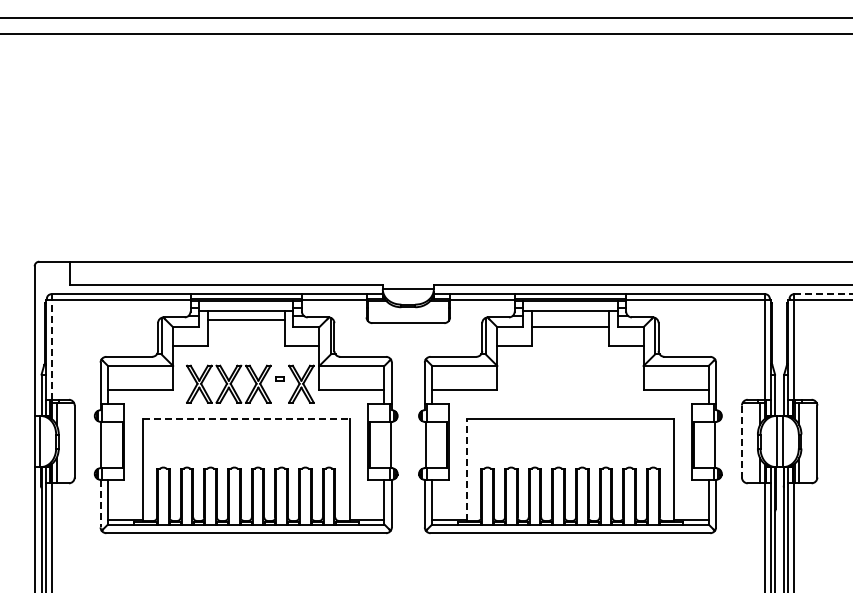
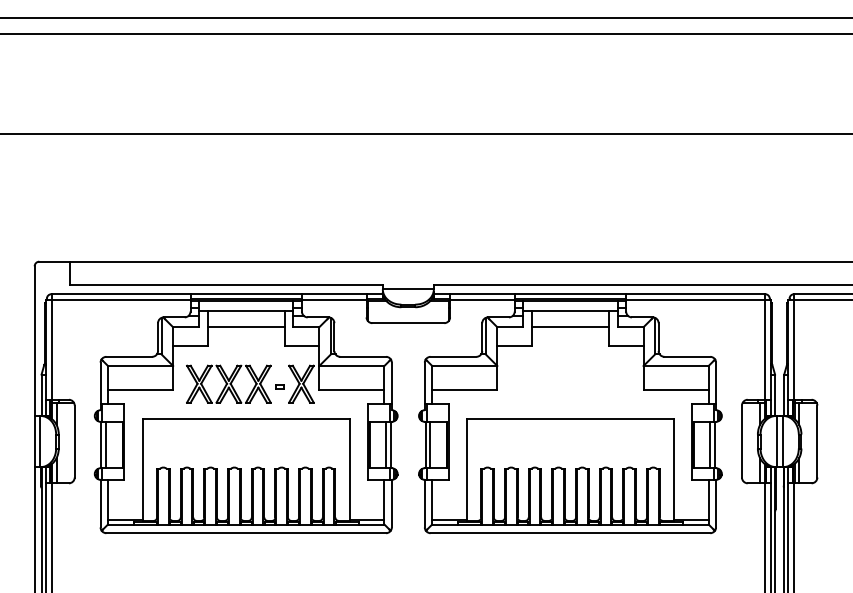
line: none -> present (425, 134)
line: dashed -> solid (823, 294)
line position: (245, 320) -> (245, 327) (245, 327)
line: dashed -> solid (51, 346)
part position: (279, 378) -> (279, 386) (279, 386)
line: dashed -> solid (246, 419)
line: dashed -> solid (741, 441)
line: none -> present (106, 444)
line: none -> present (386, 444)
line: none -> present (430, 444)
line: none -> present (710, 444)
line: dashed -> solid (467, 470)
line: dashed -> solid (100, 503)
